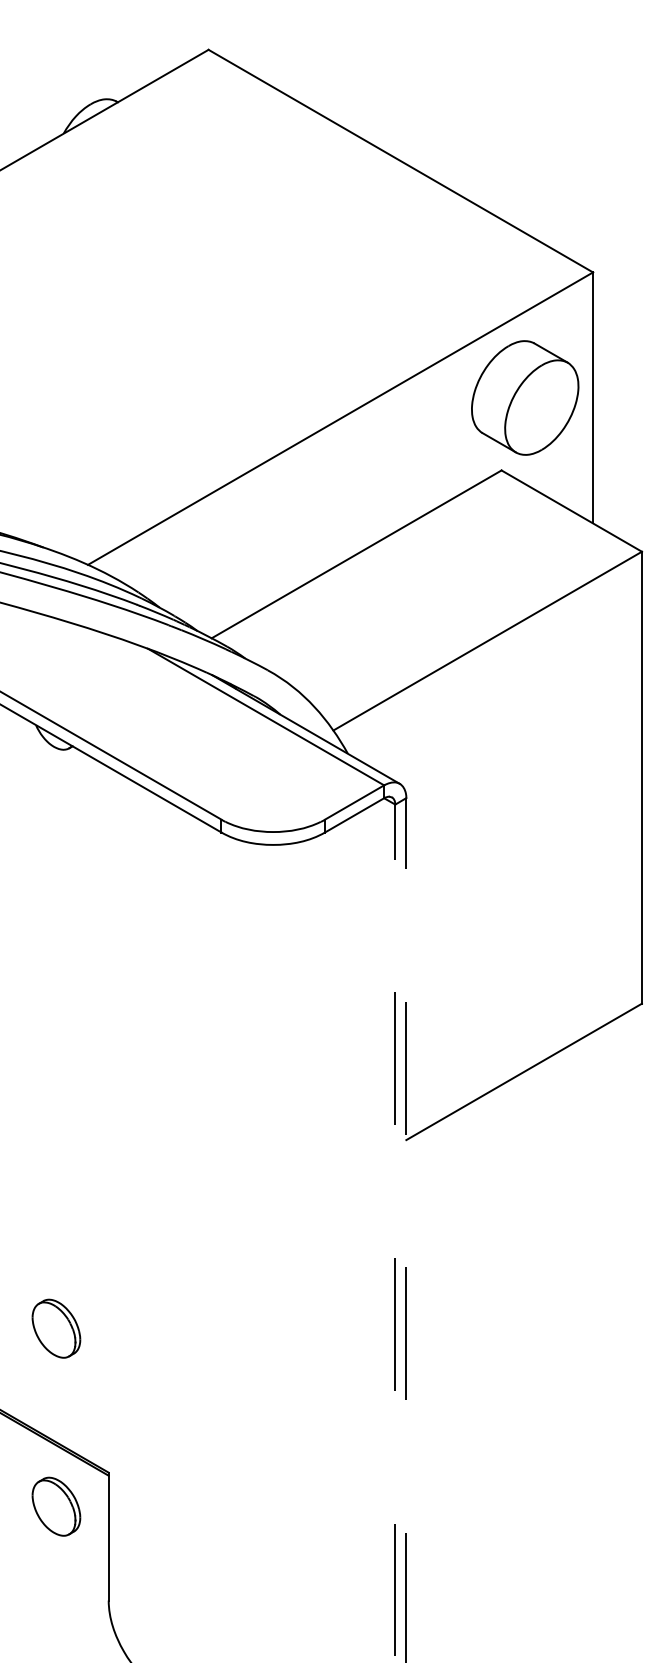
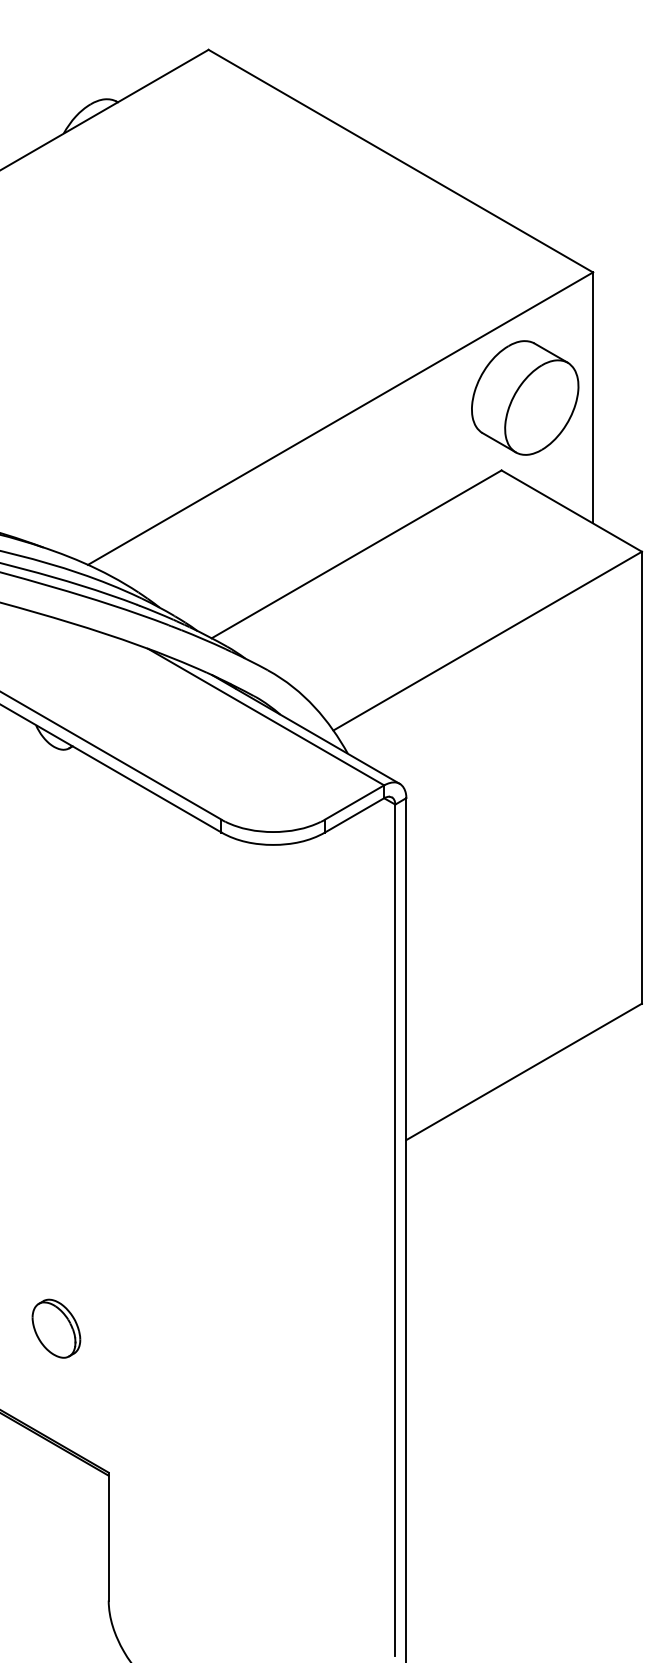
line: dashed -> solid (406, 1229)
line: dashed -> solid (395, 1230)
part: present -> none (56, 1506)
